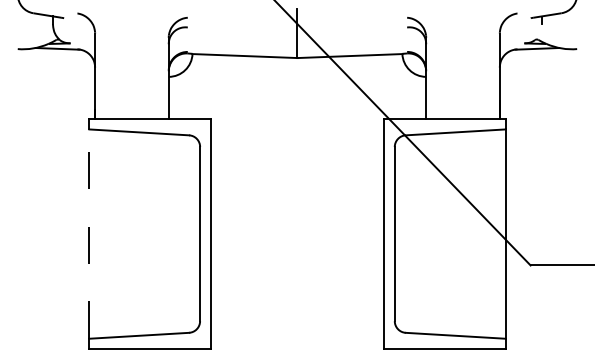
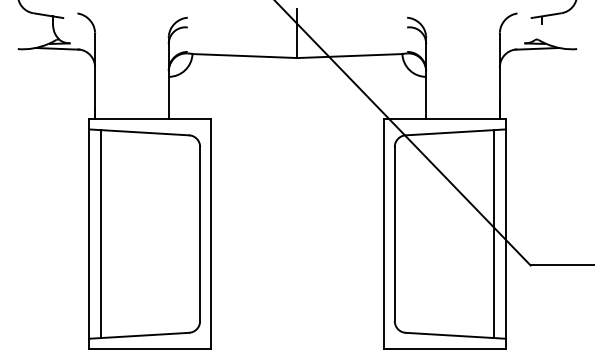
line: dashed -> solid (89, 234)
line: none -> present (100, 234)
line: none -> present (494, 234)
